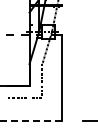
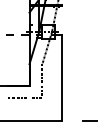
line: dashed -> solid (30, 120)
